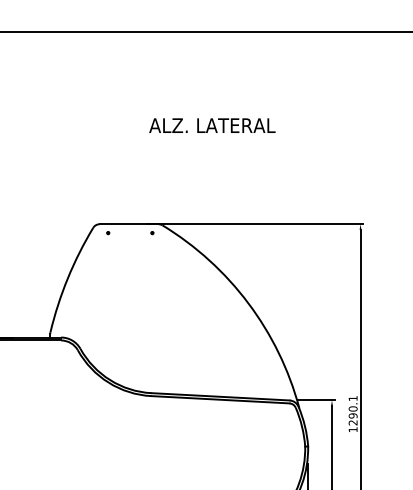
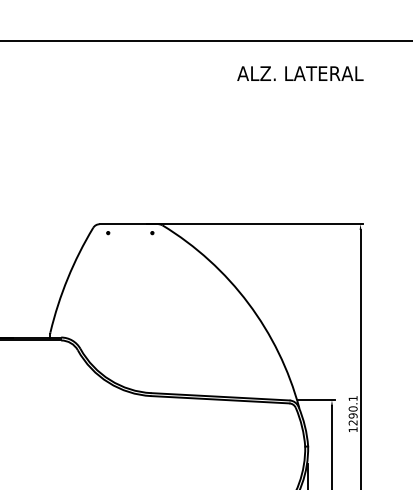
line position: (205, 32) -> (205, 41) (205, 41)
text position: (212, 125) -> (300, 73) (300, 73)
